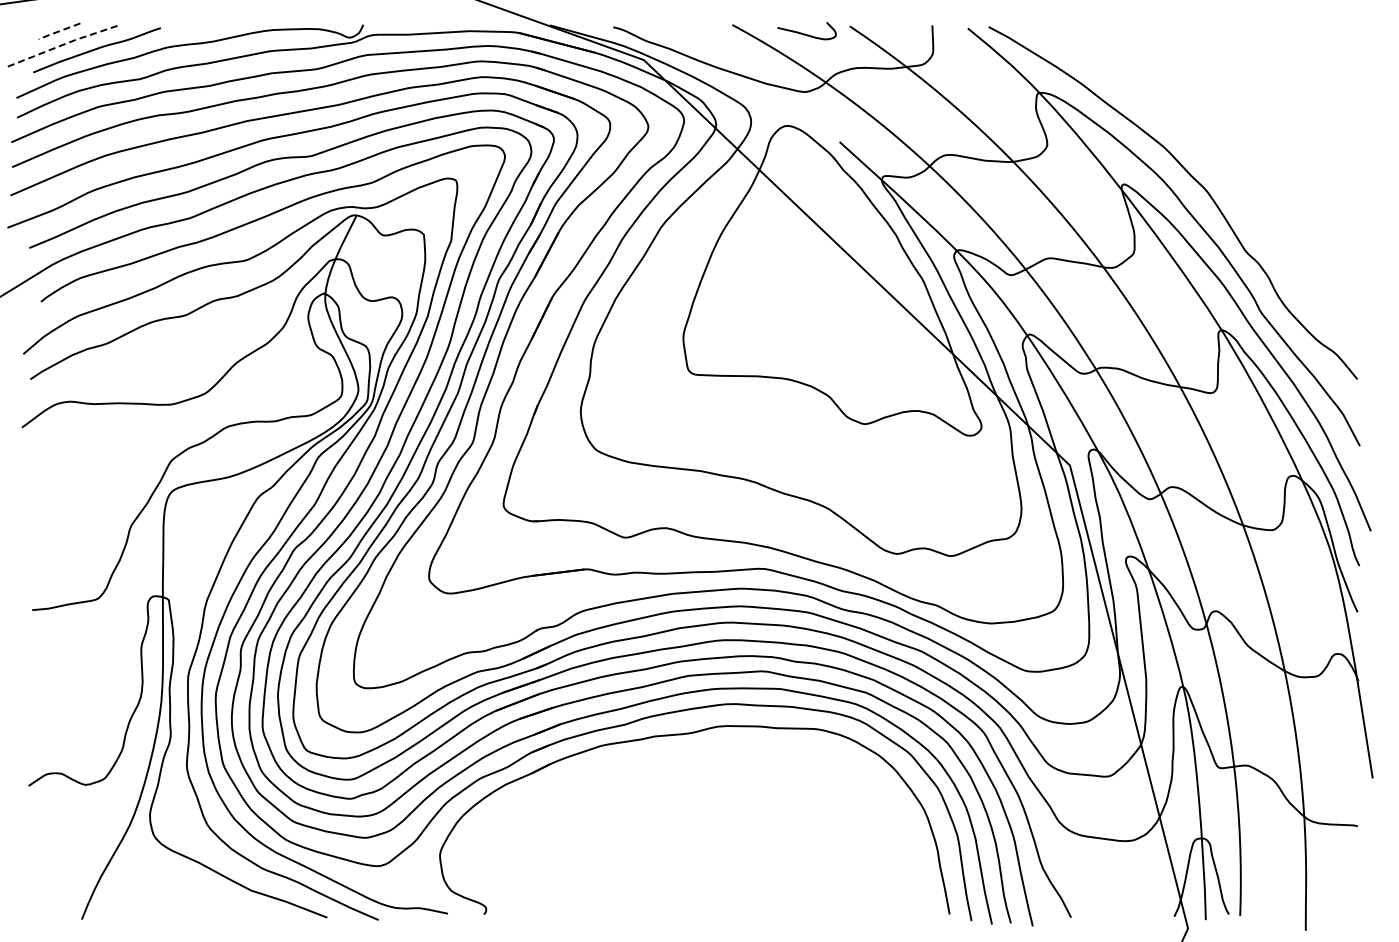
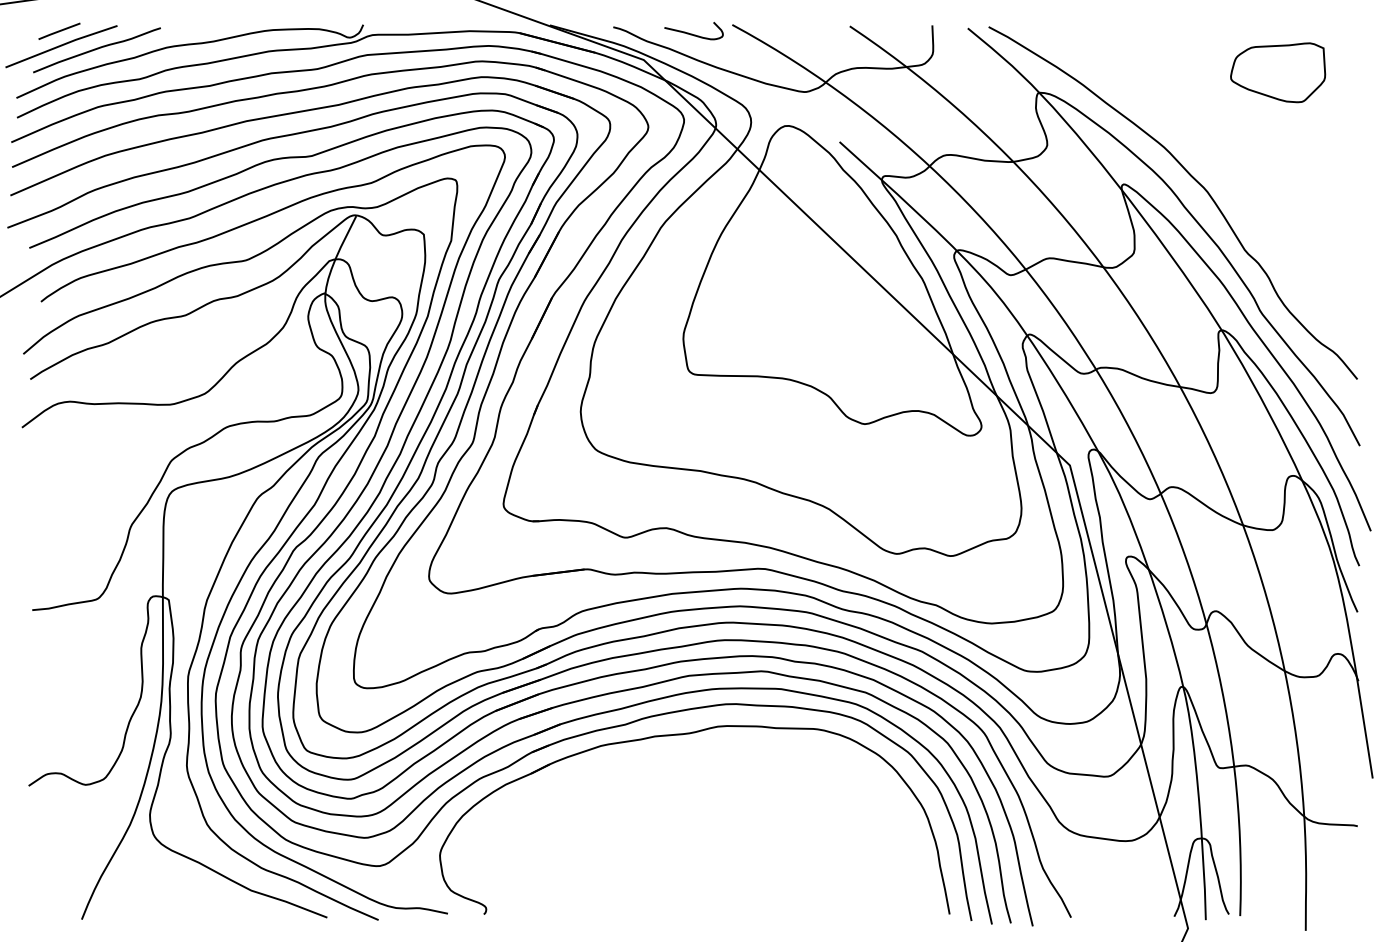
line: dashed -> solid (58, 31)
curve position: (805, 33) -> (692, 33) (692, 33)
line: dashed -> solid (61, 45)
part: none -> present (1278, 72)
